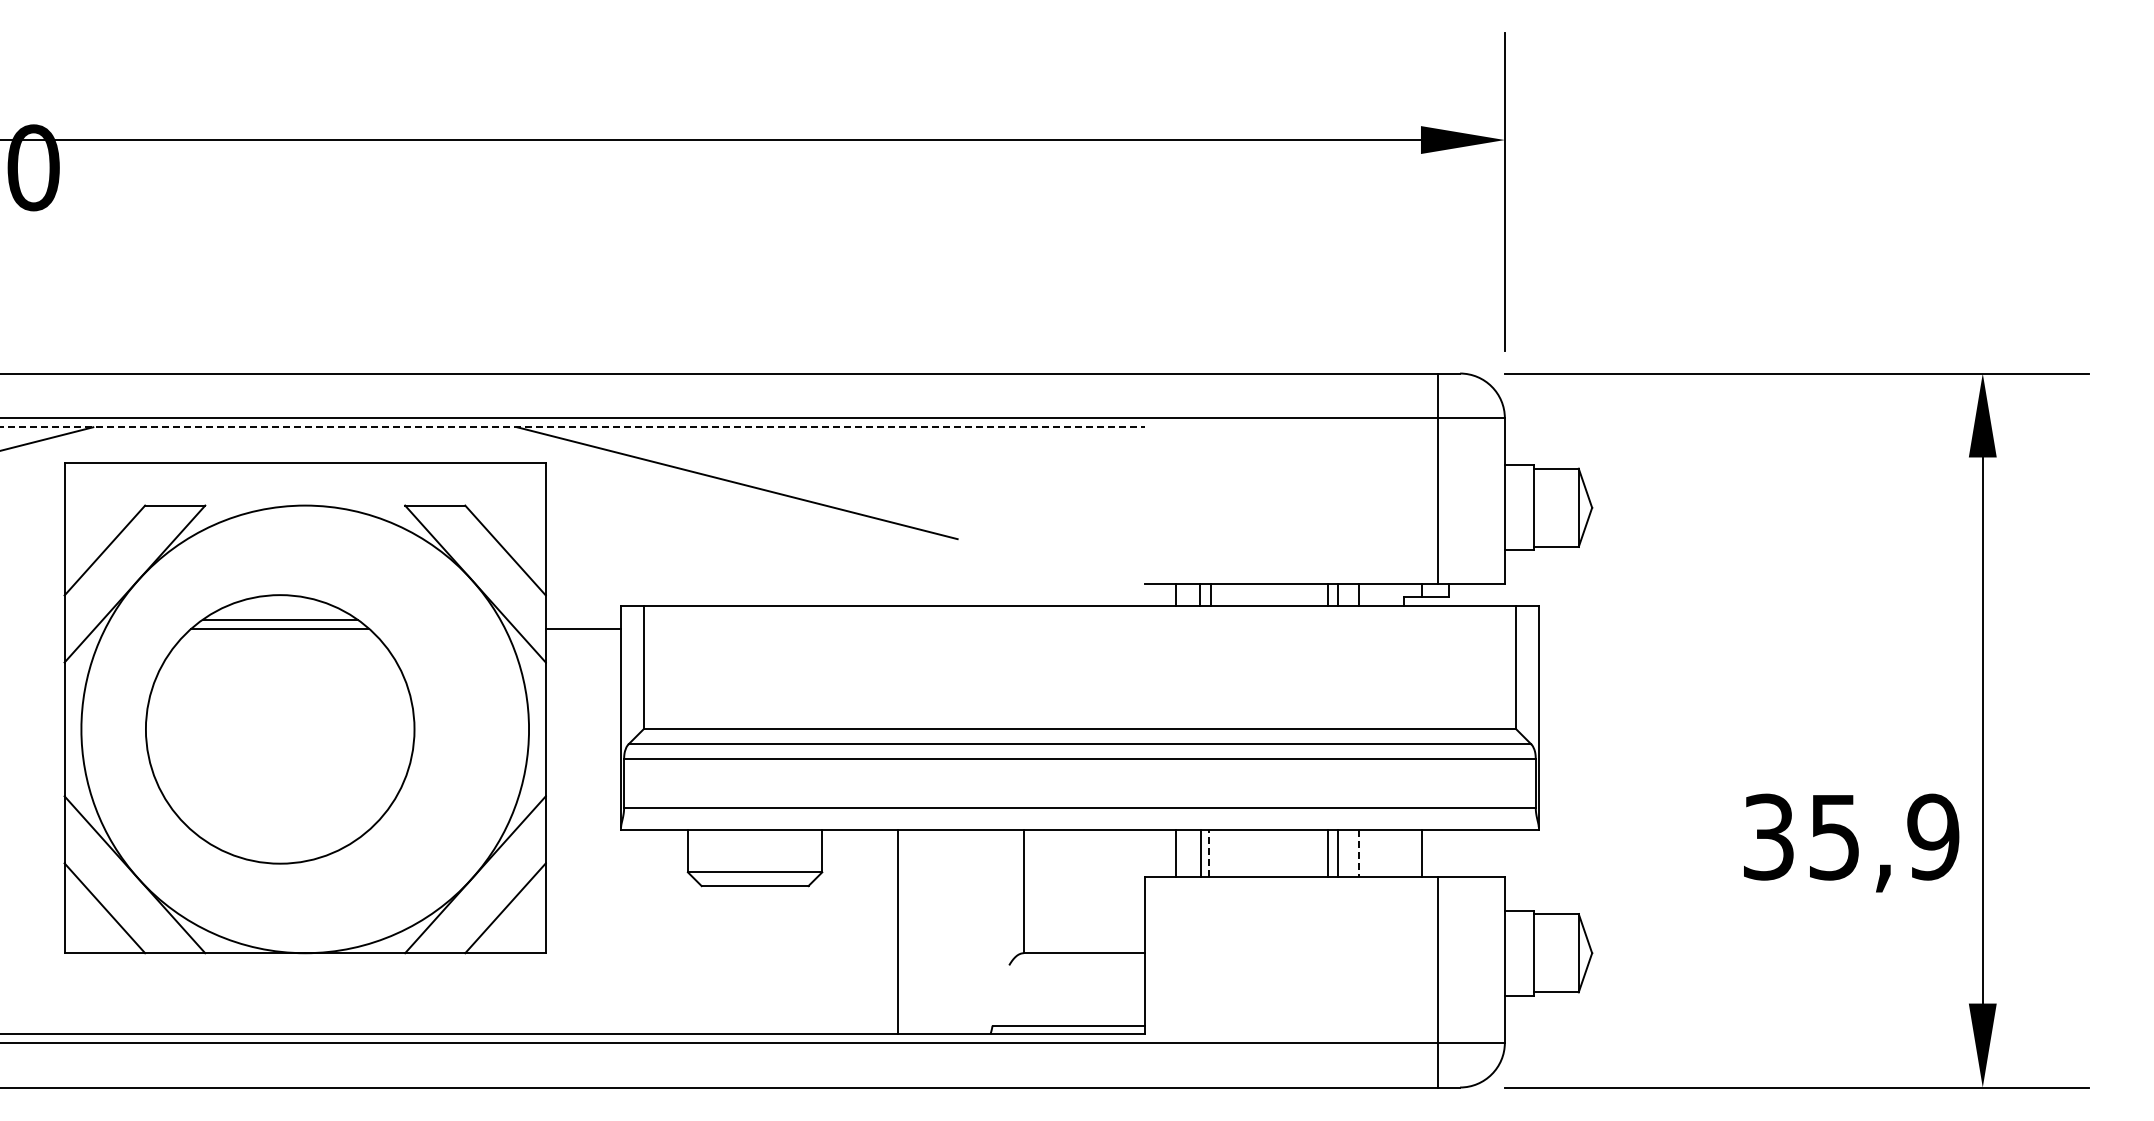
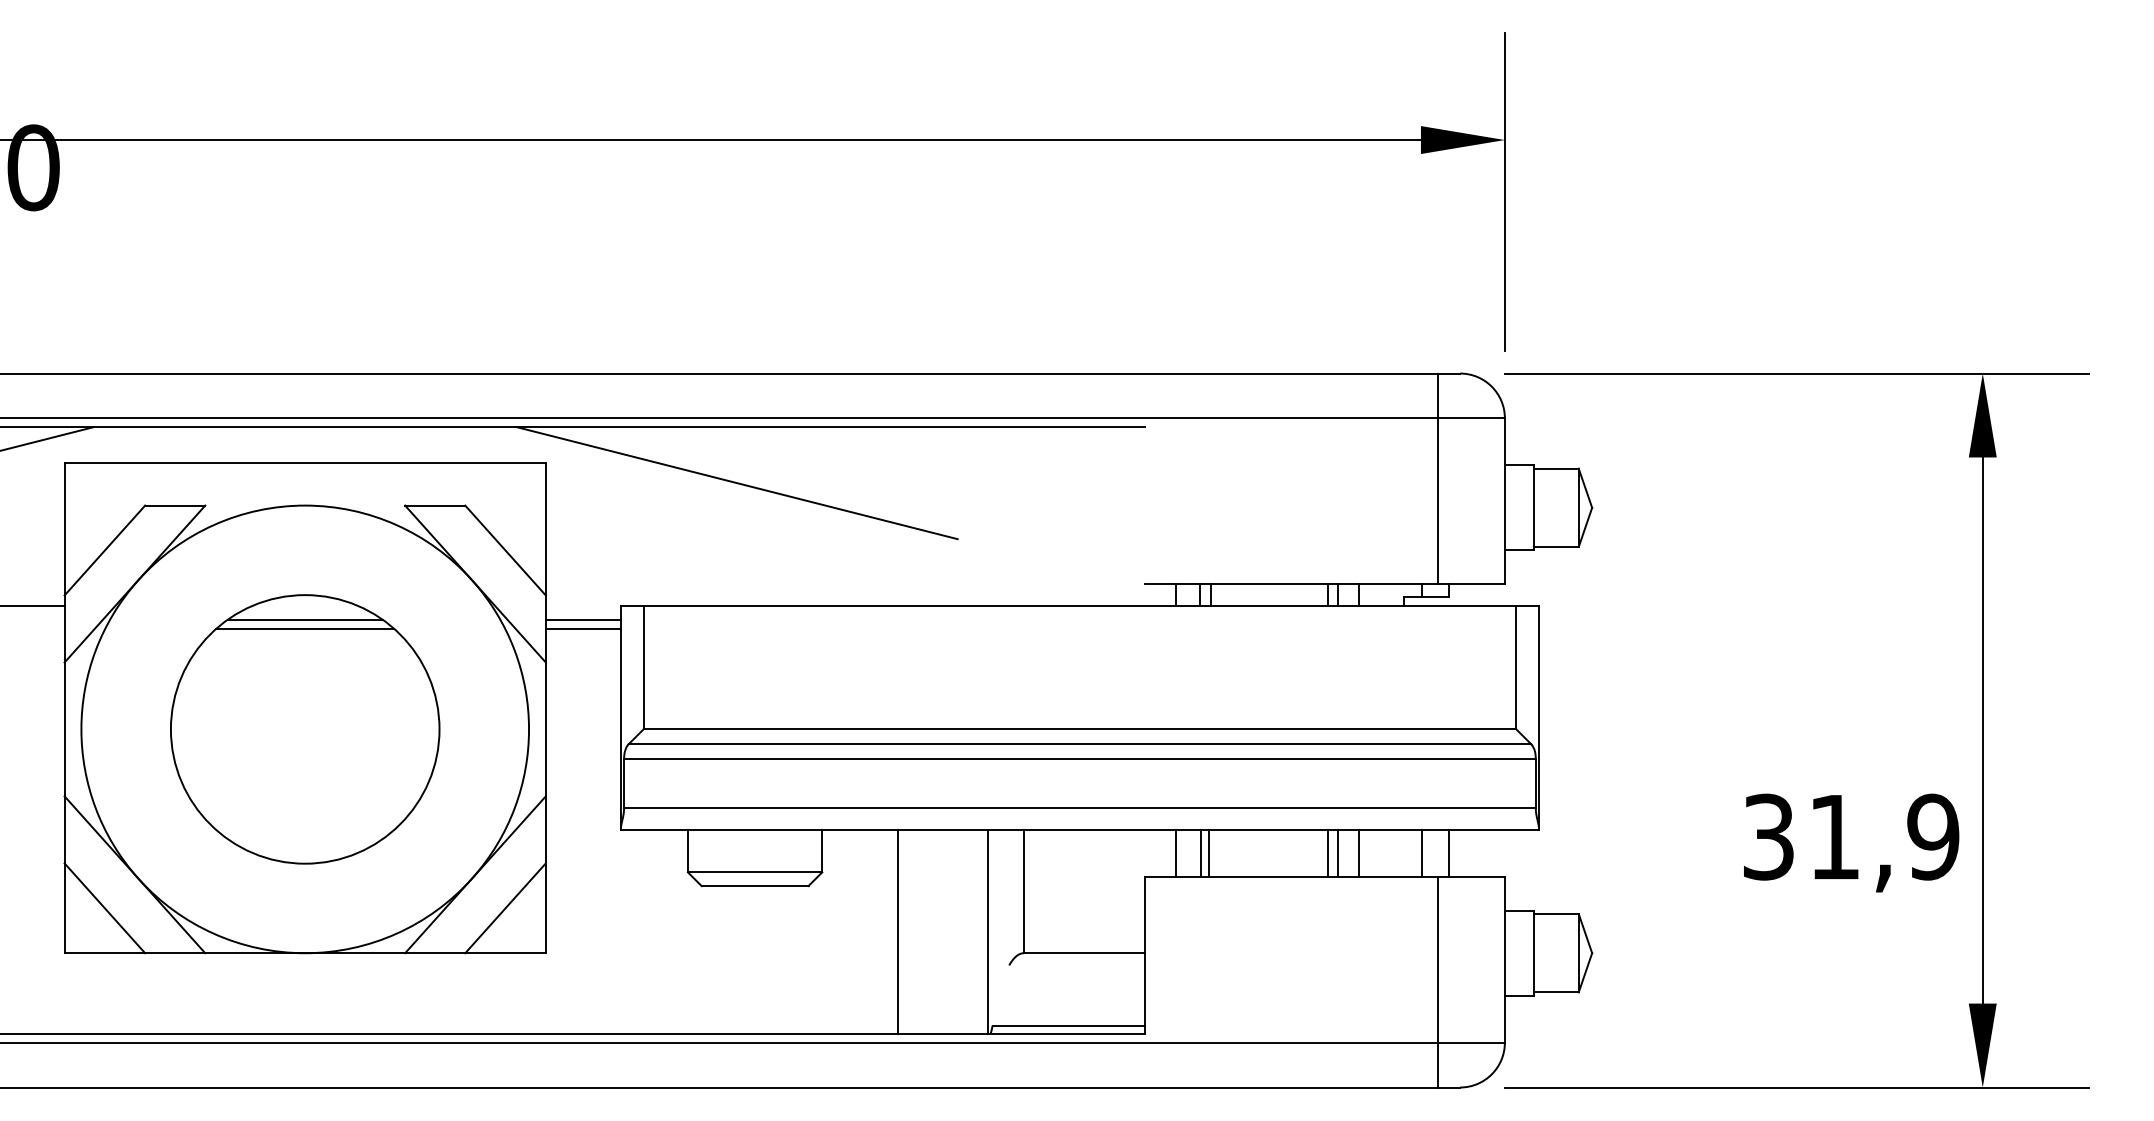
line: dashed -> solid (572, 427)
line: none -> present (33, 606)
line: none -> present (583, 619)
part position: (280, 729) -> (305, 729) (305, 729)
text: 35,9 -> 31,9 (1834, 837)
line: dashed -> solid (1209, 853)
line: dashed -> solid (1359, 853)
line: none -> present (1448, 853)
line: none -> present (987, 931)
